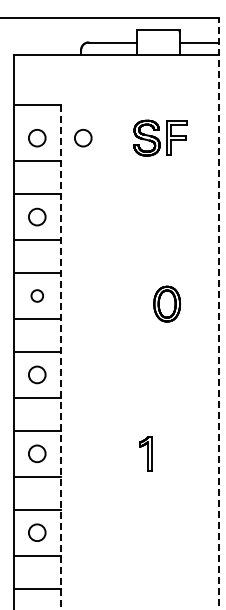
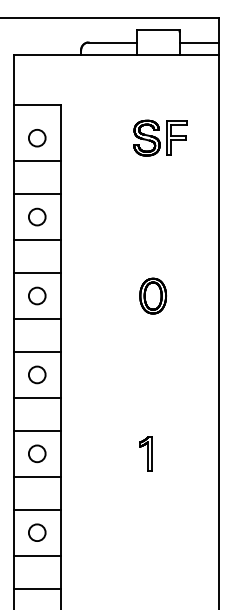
circle: present -> none (83, 138)
circle size: 14x14 px -> 19x20 px (37, 295)
part position: (166, 303) -> (152, 295) (152, 295)
line: dashed -> solid (219, 313)
line: dashed -> solid (60, 357)
